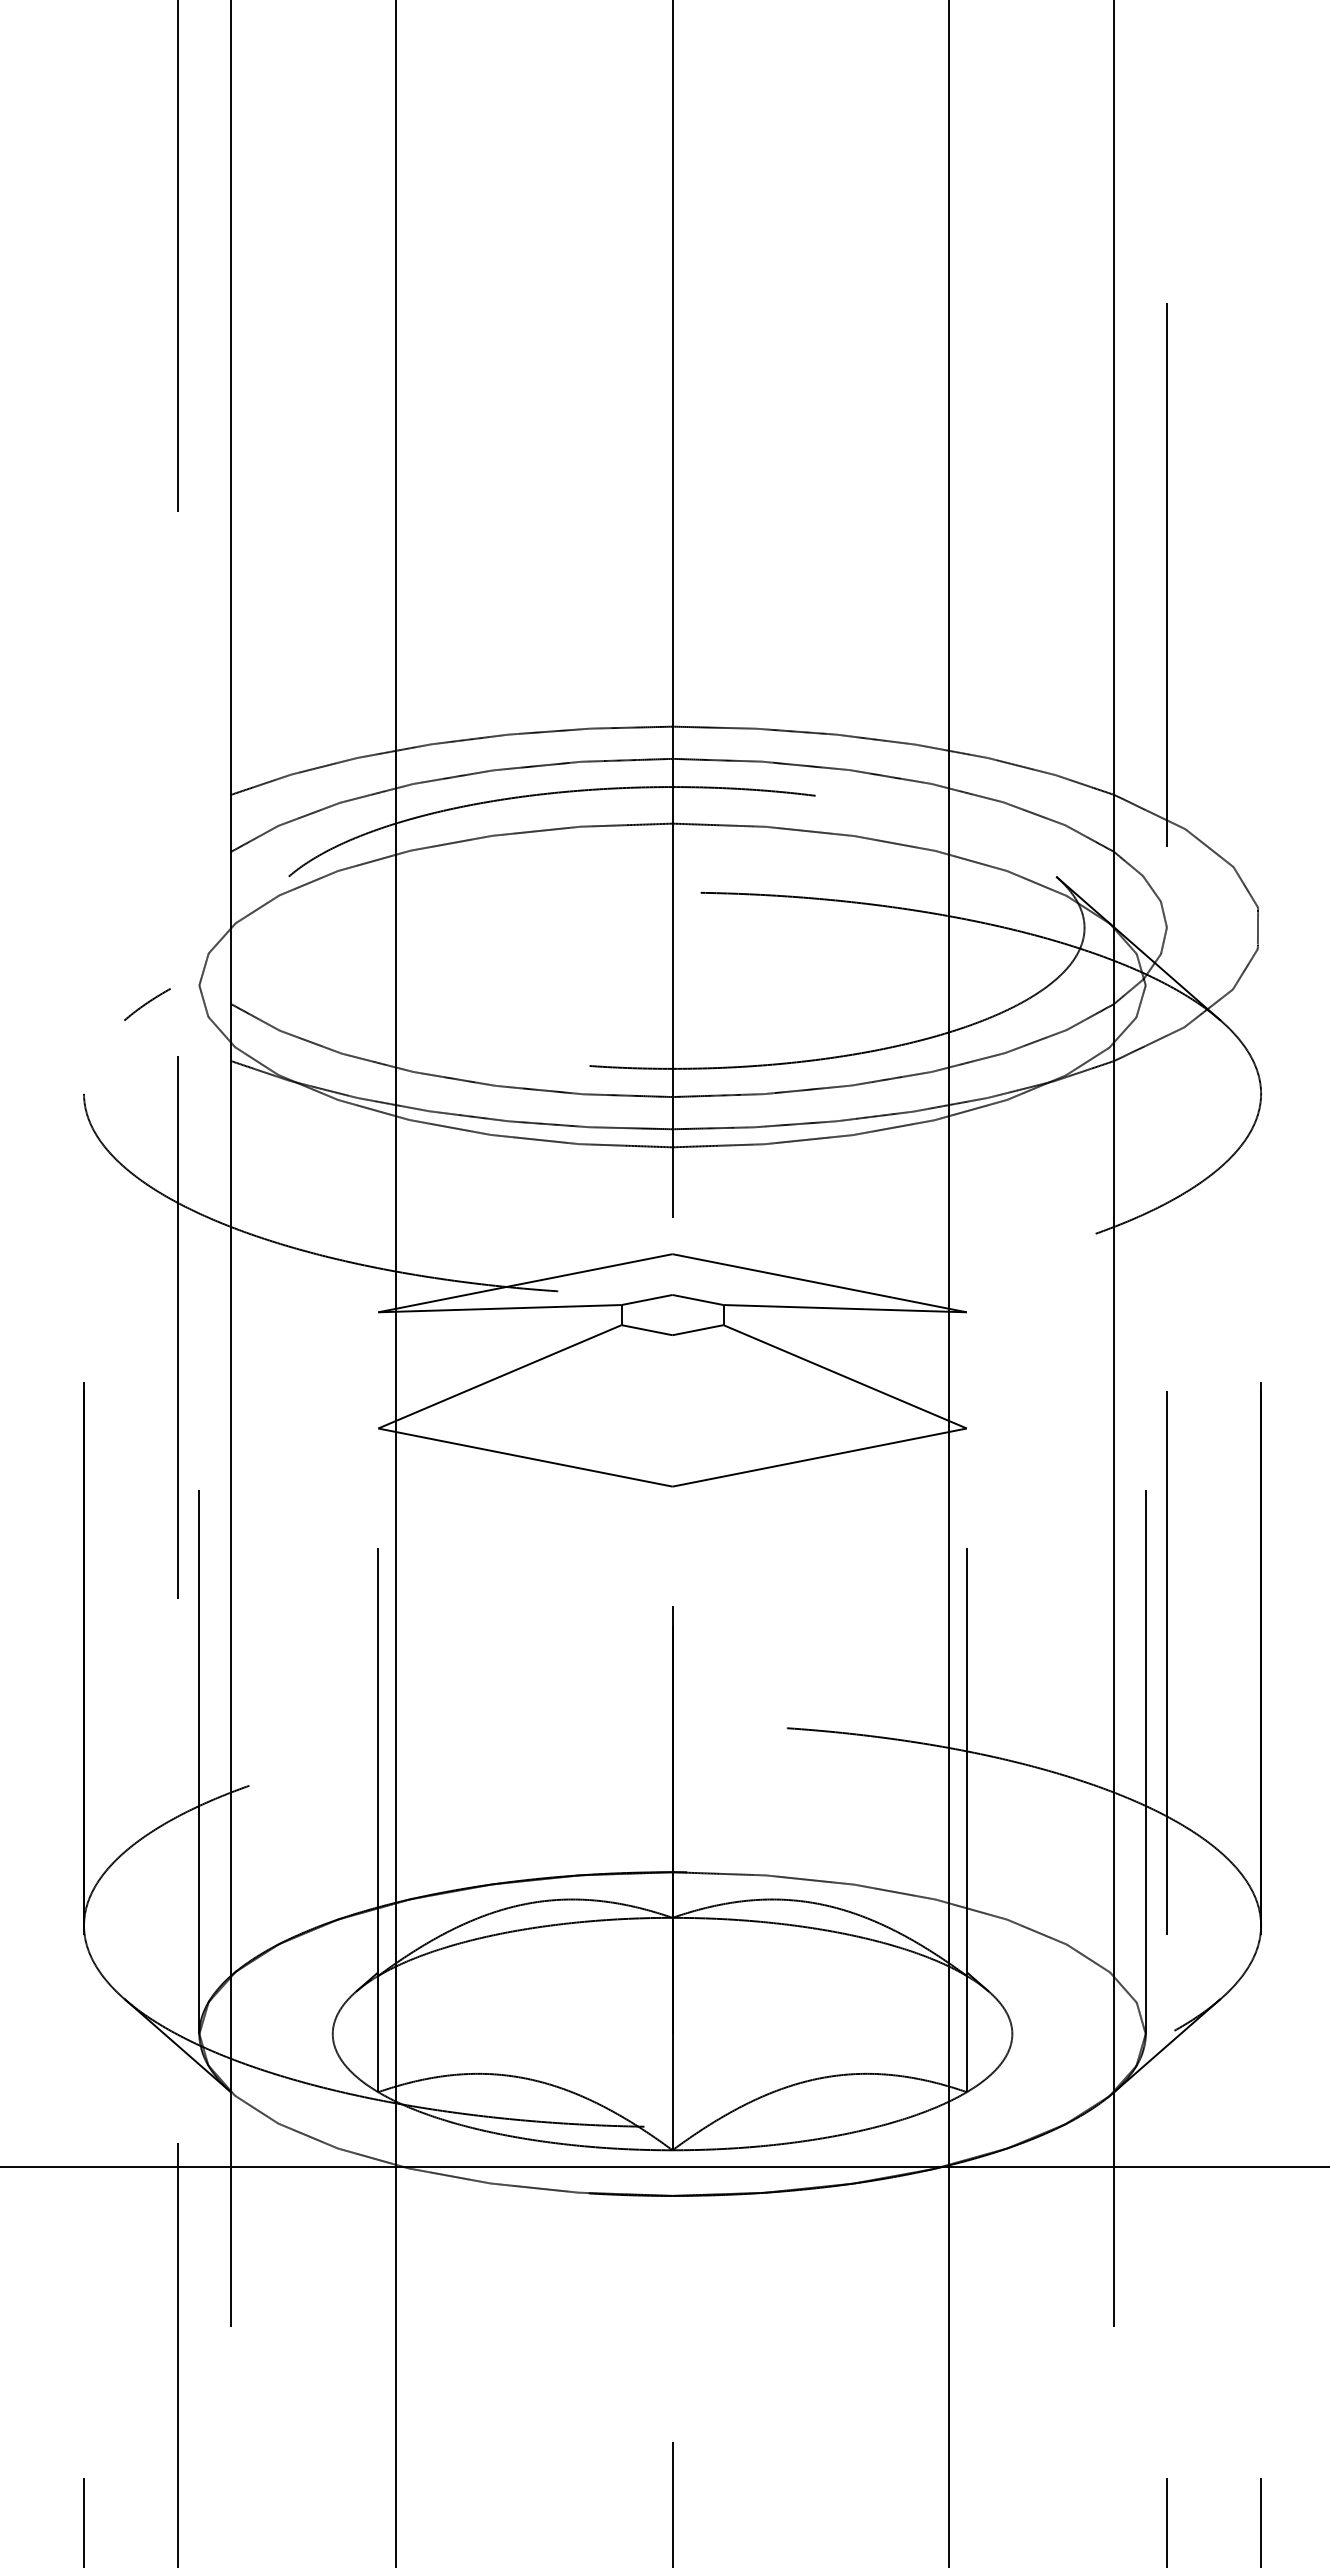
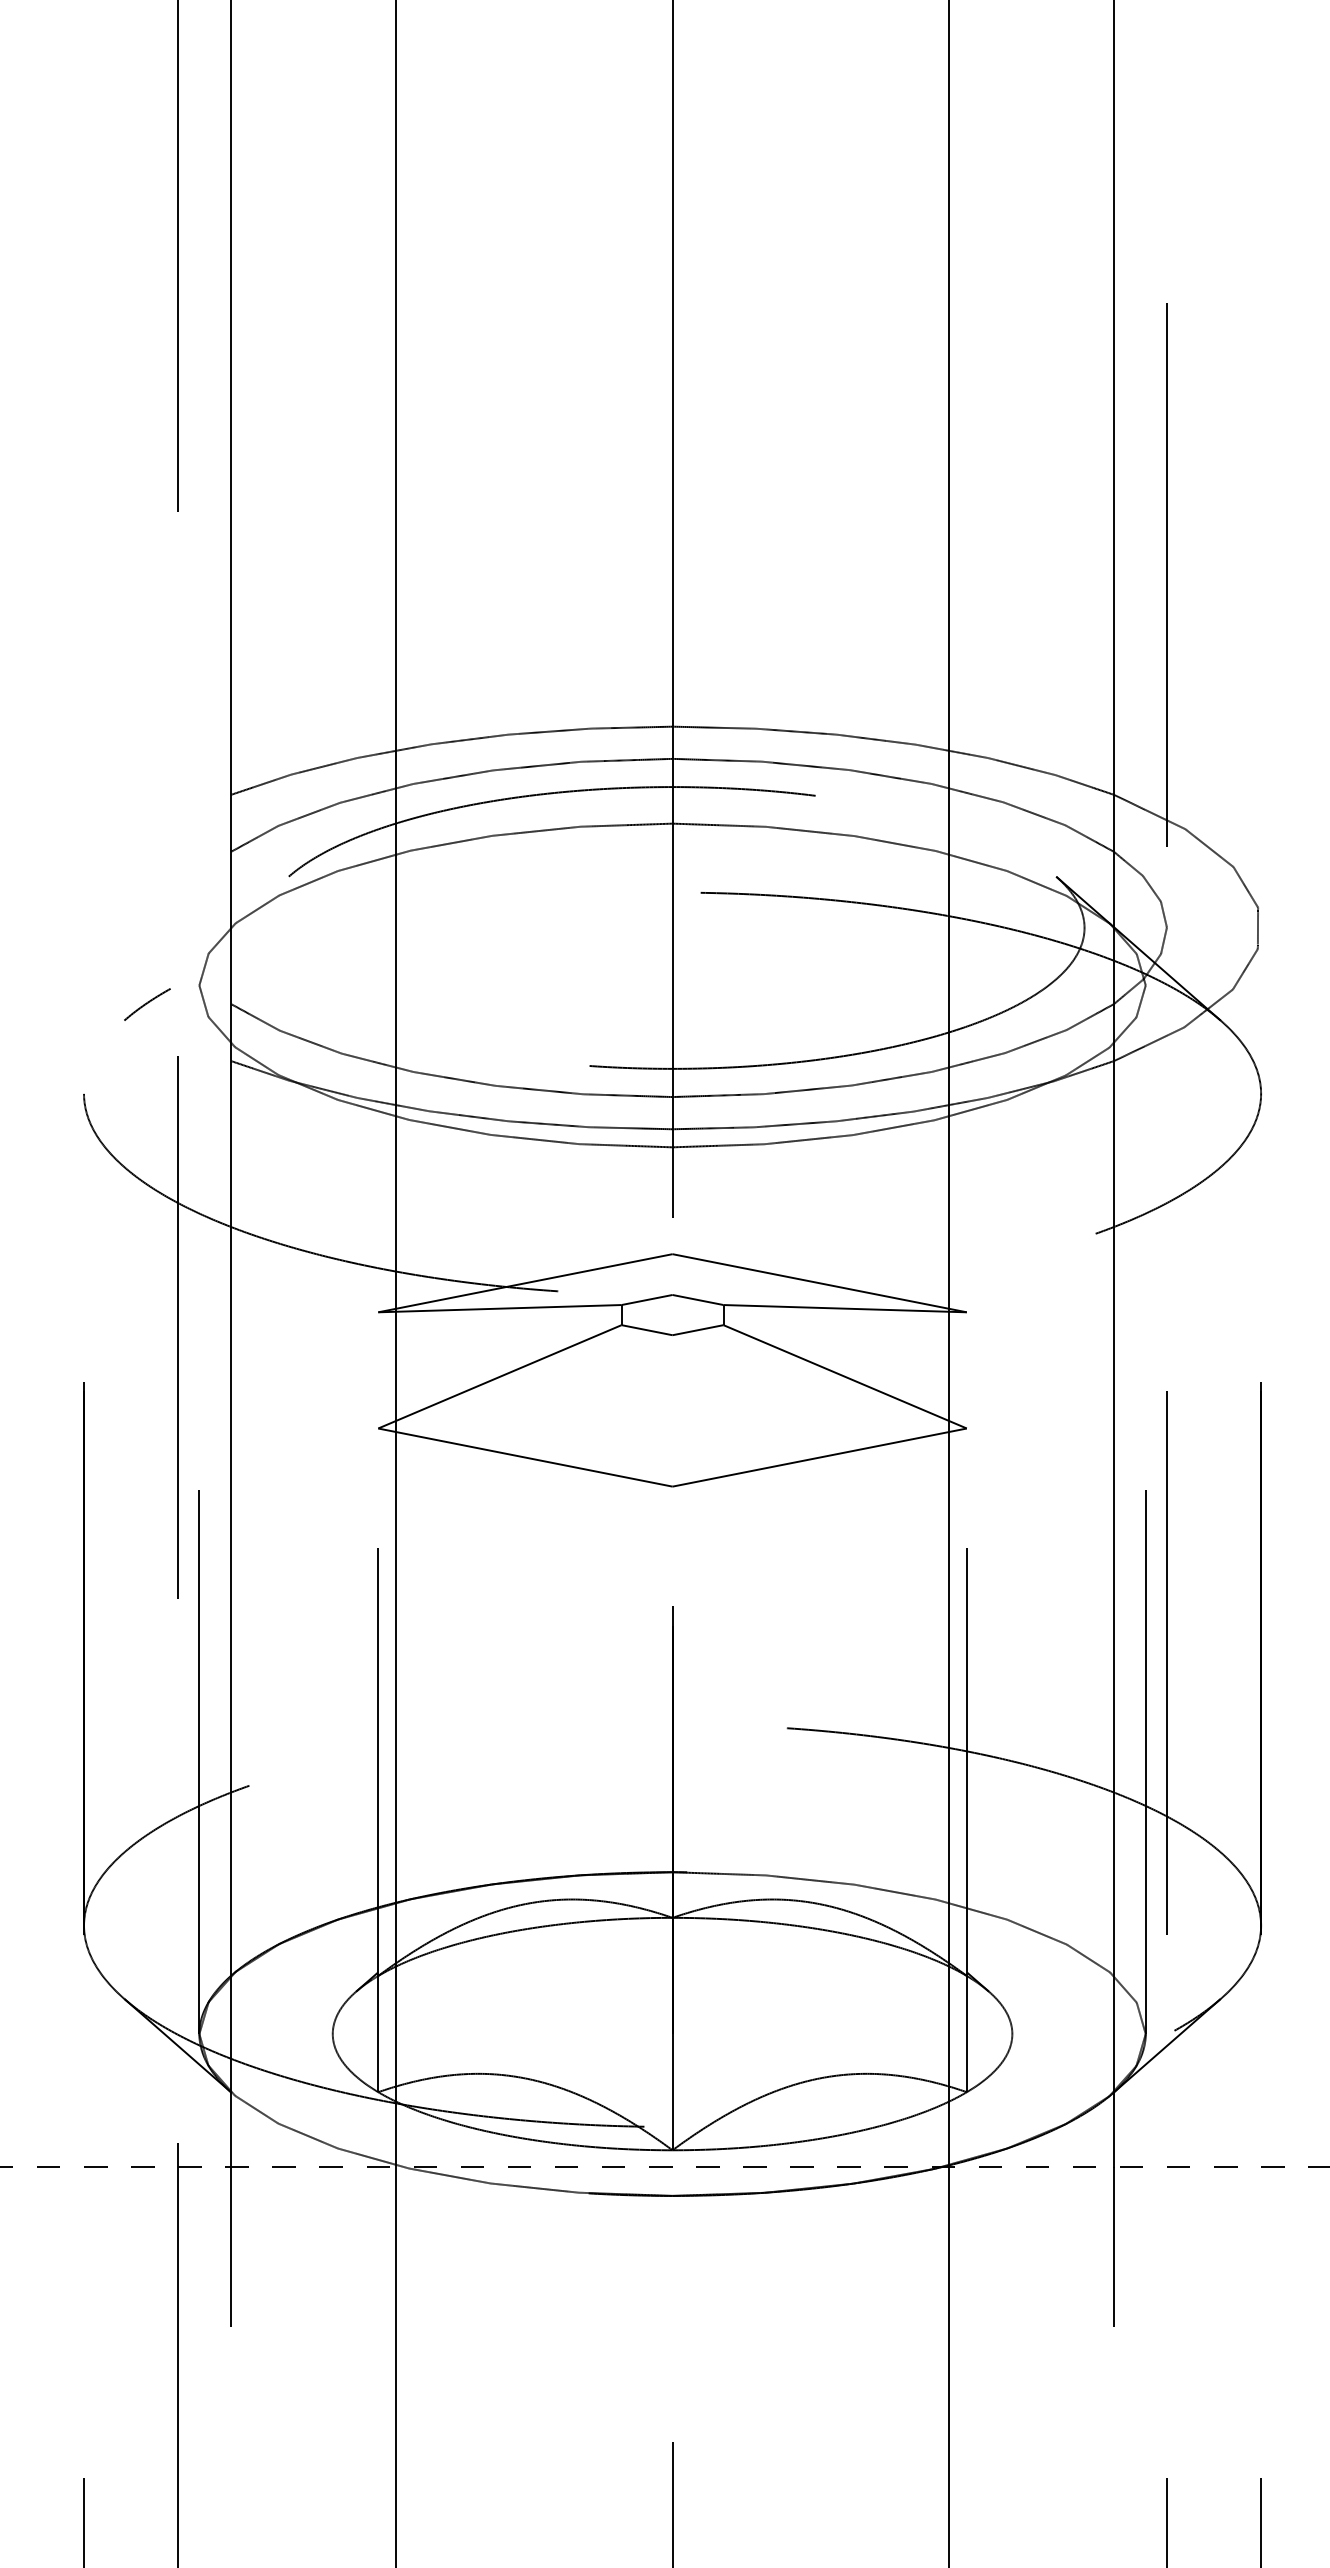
line: solid -> dashed (665, 2166)
